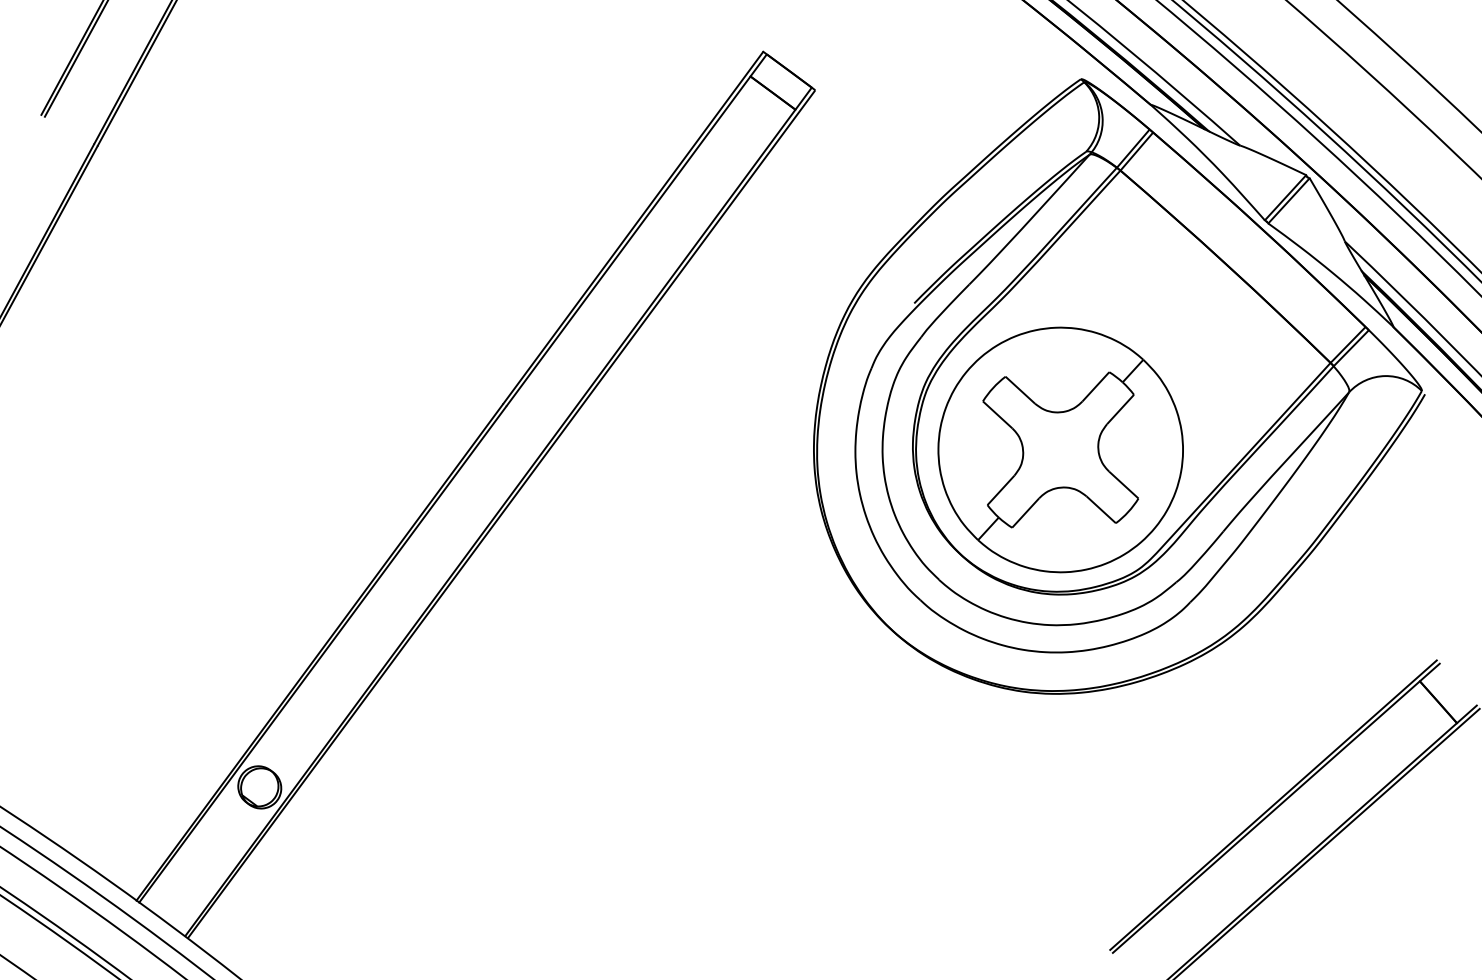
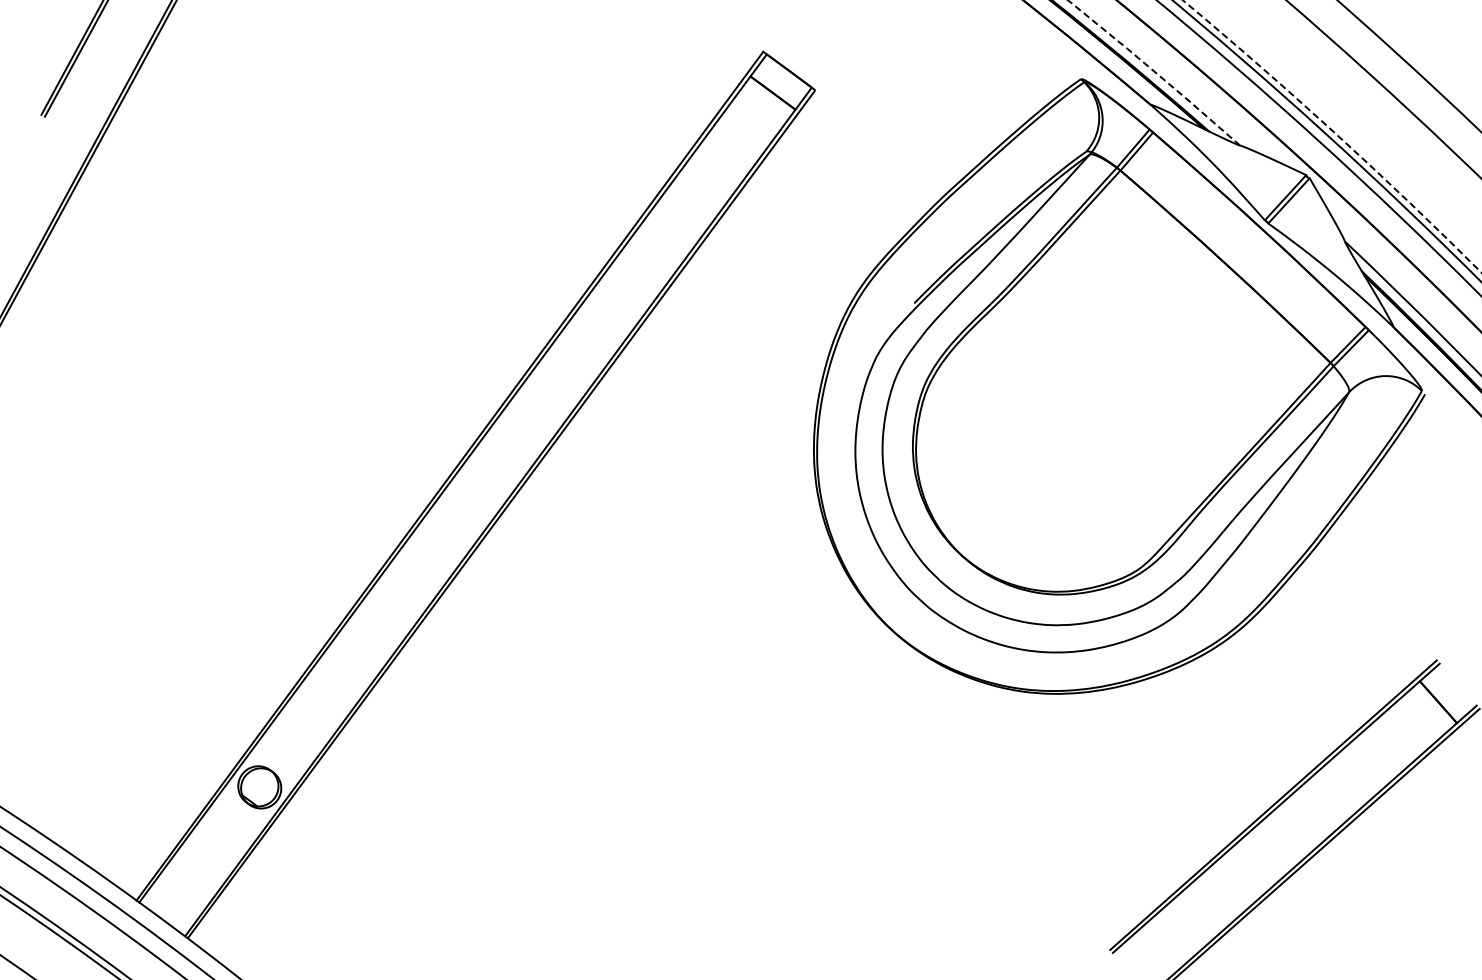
arc: solid -> dashed (1155, 72)
circle: solid -> dashed (1331, 136)
part: present -> none (1060, 449)
